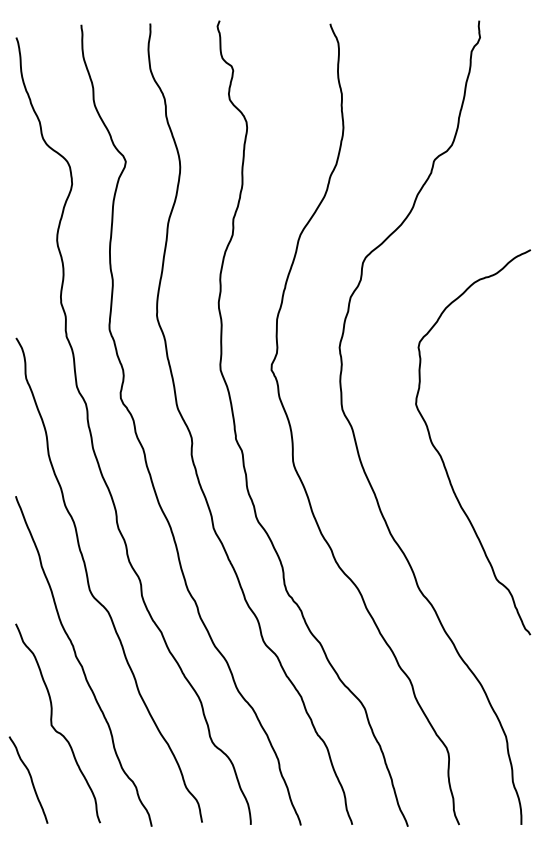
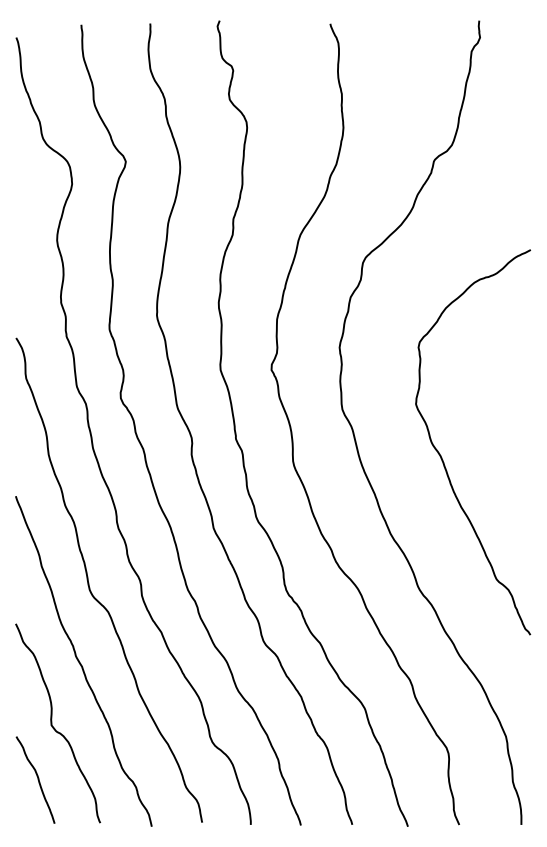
curve position: (30, 779) -> (37, 779) (37, 779)
